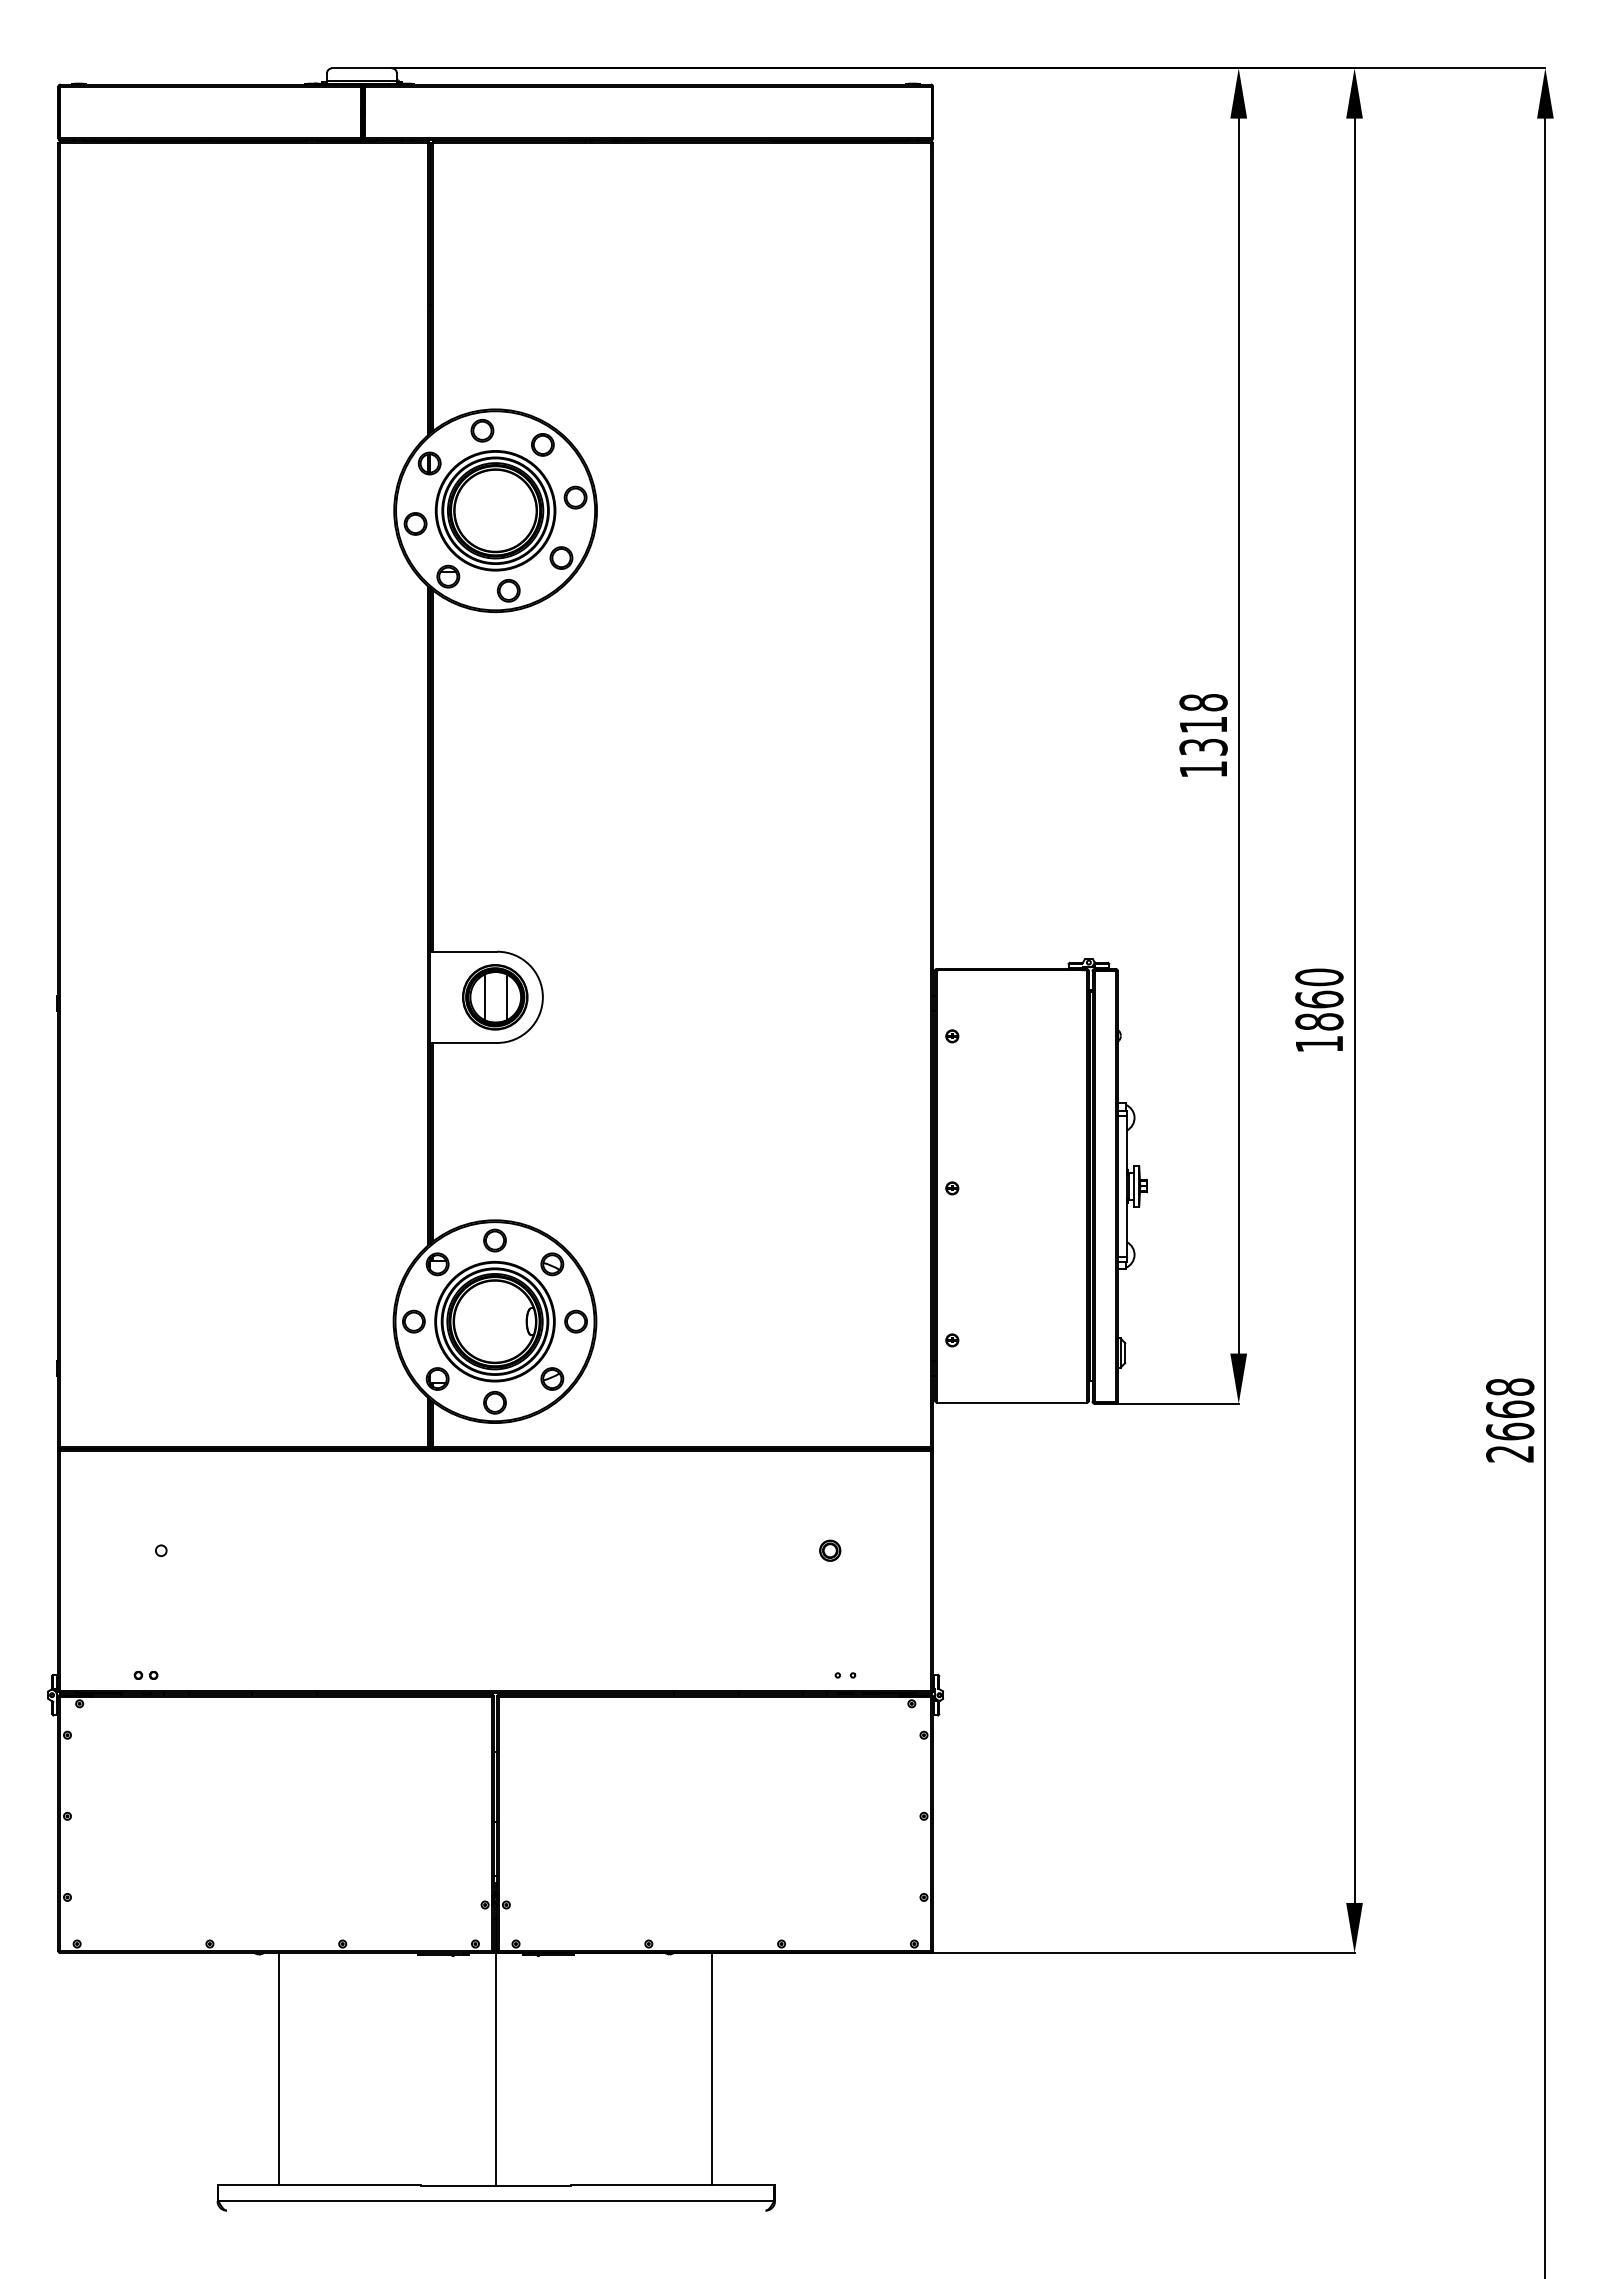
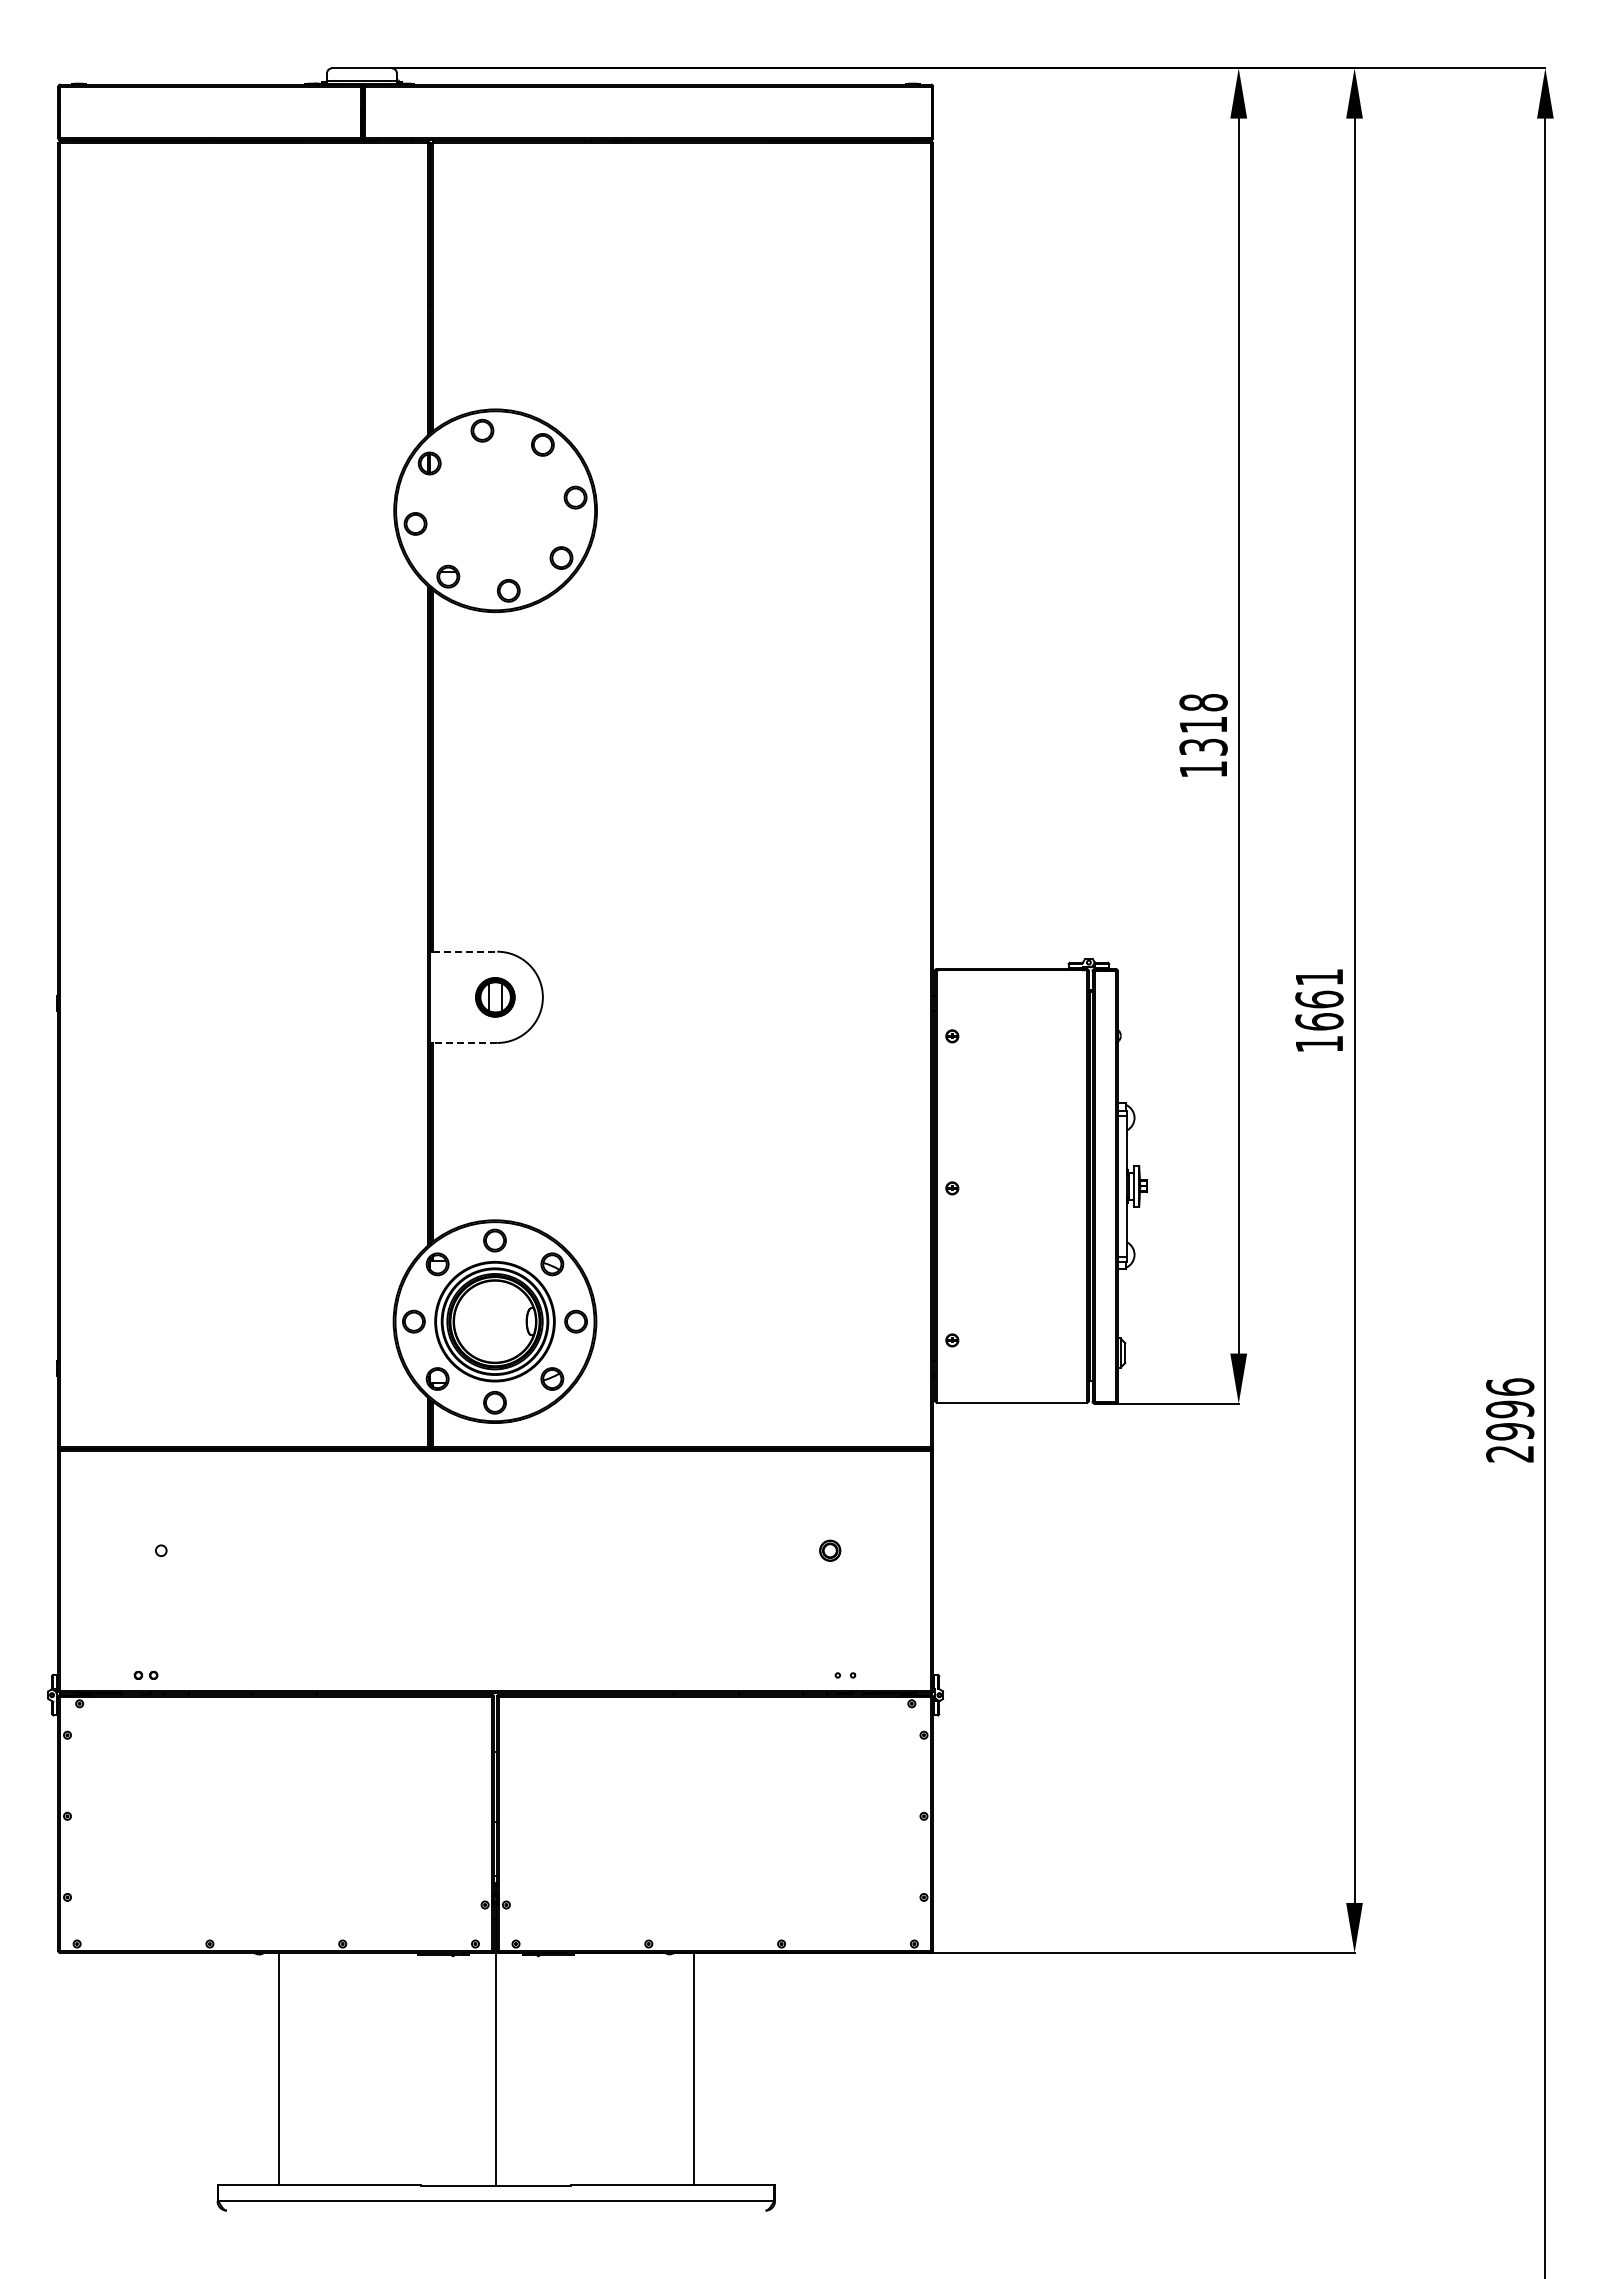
part: present -> none (495, 510)
line: solid -> dashed (465, 951)
part size: 67x67 px -> 41x41 px (495, 997)
text: 1860 -> 1661 (1319, 999)
line: solid -> dashed (465, 1042)
text: 2668 -> 2996 (1510, 1409)
line position: (712, 2069) -> (694, 2069) (694, 2069)
